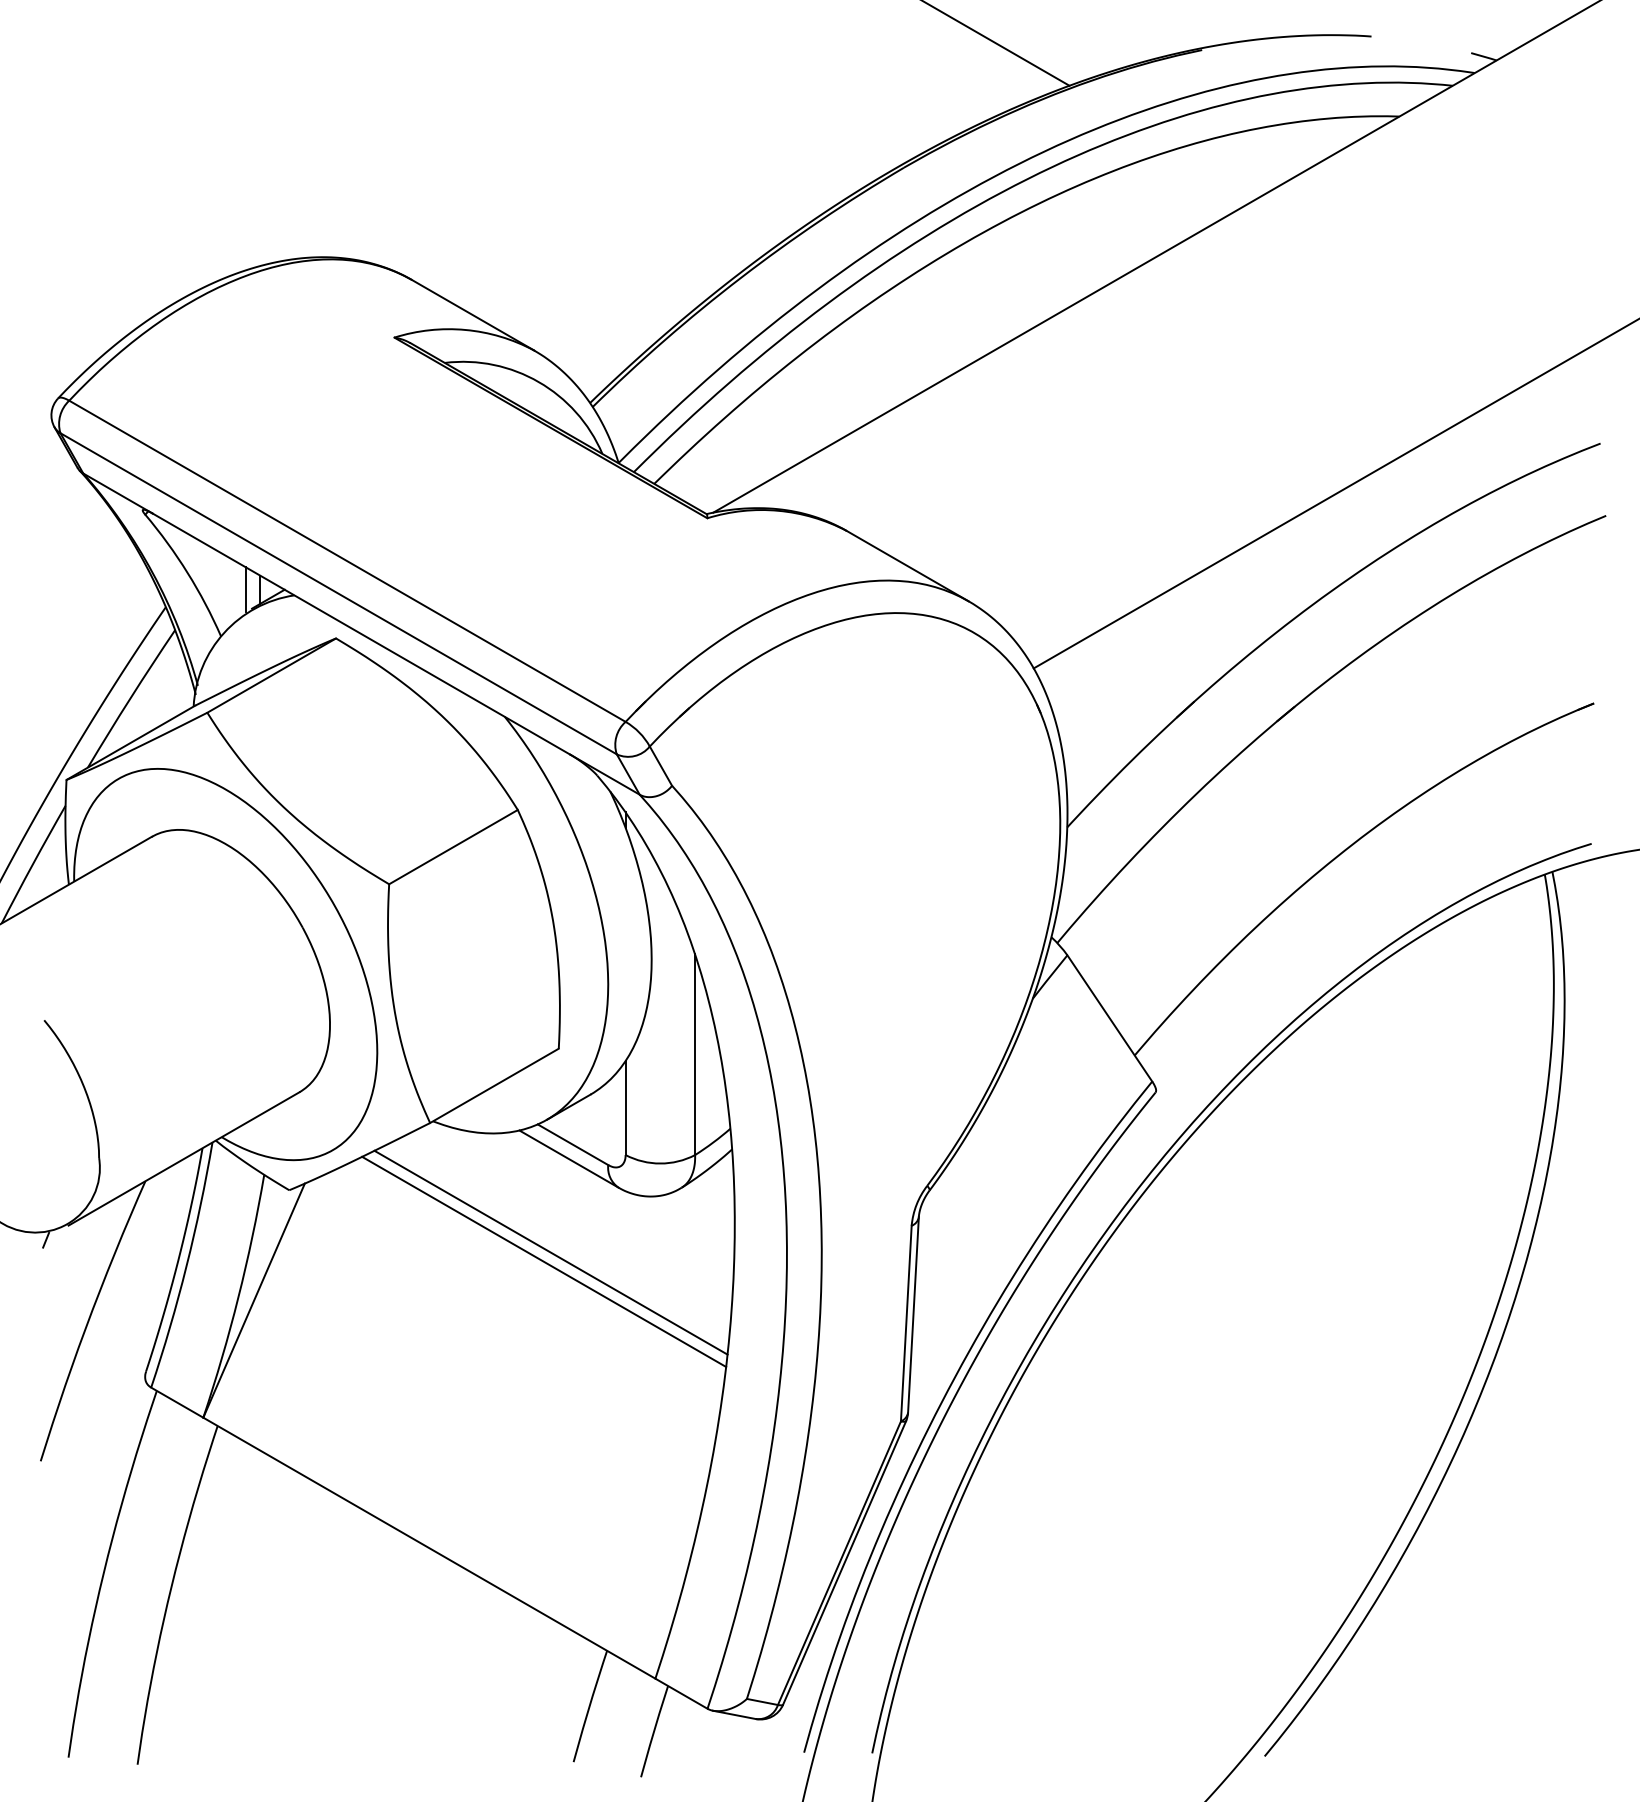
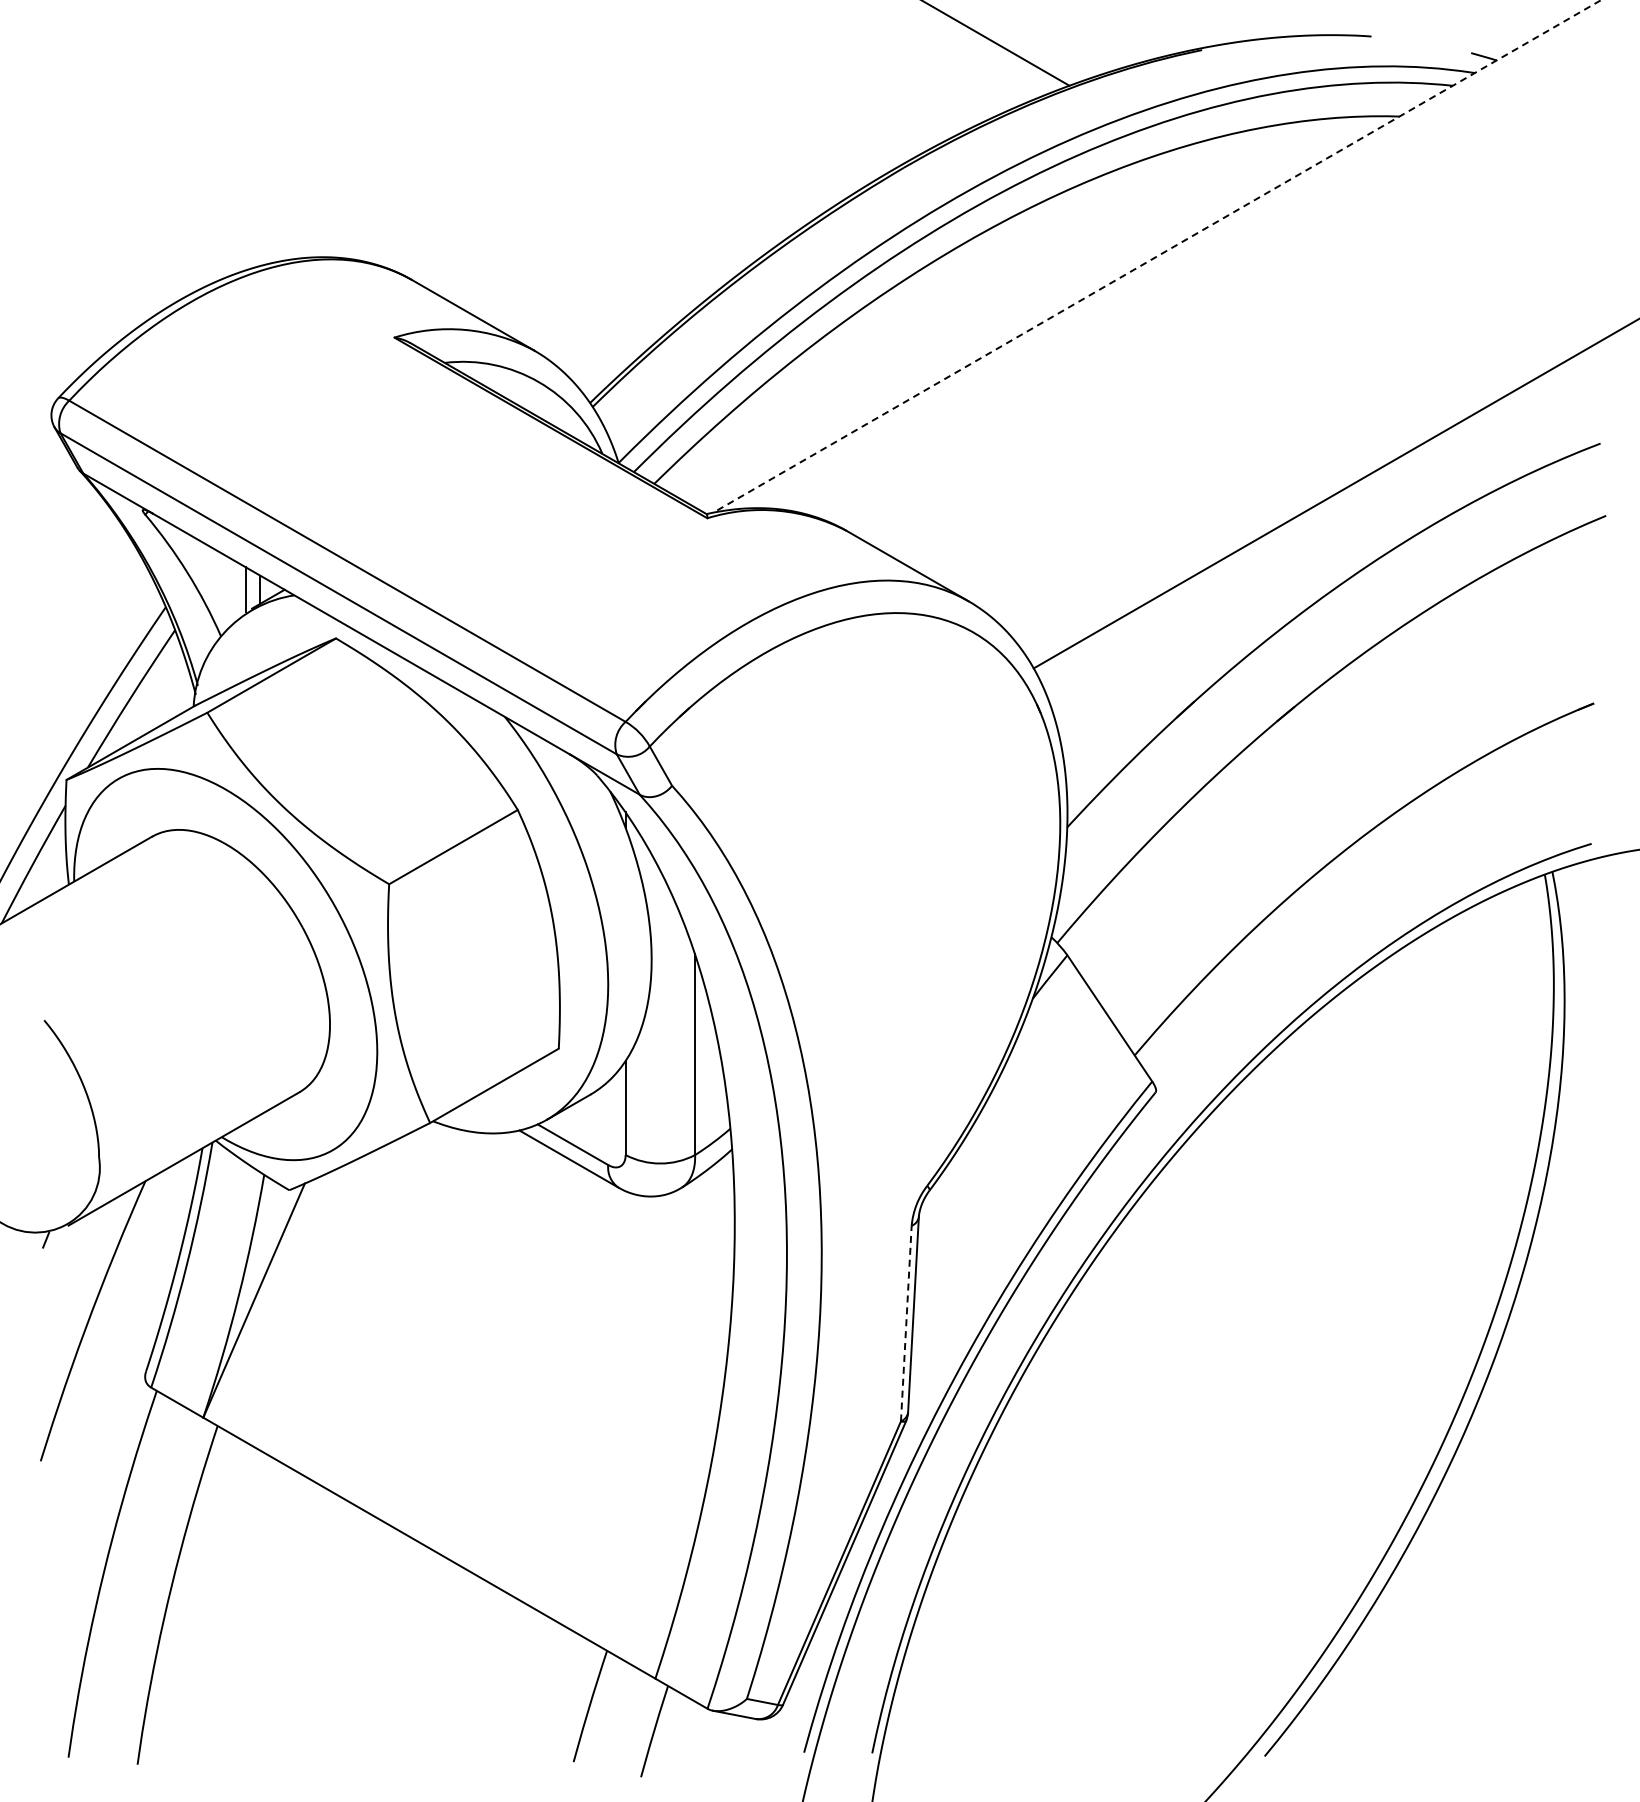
line: solid -> dashed (1156, 256)
line: present -> none (550, 1252)
line: present -> none (544, 1261)
line: solid -> dashed (906, 1323)
